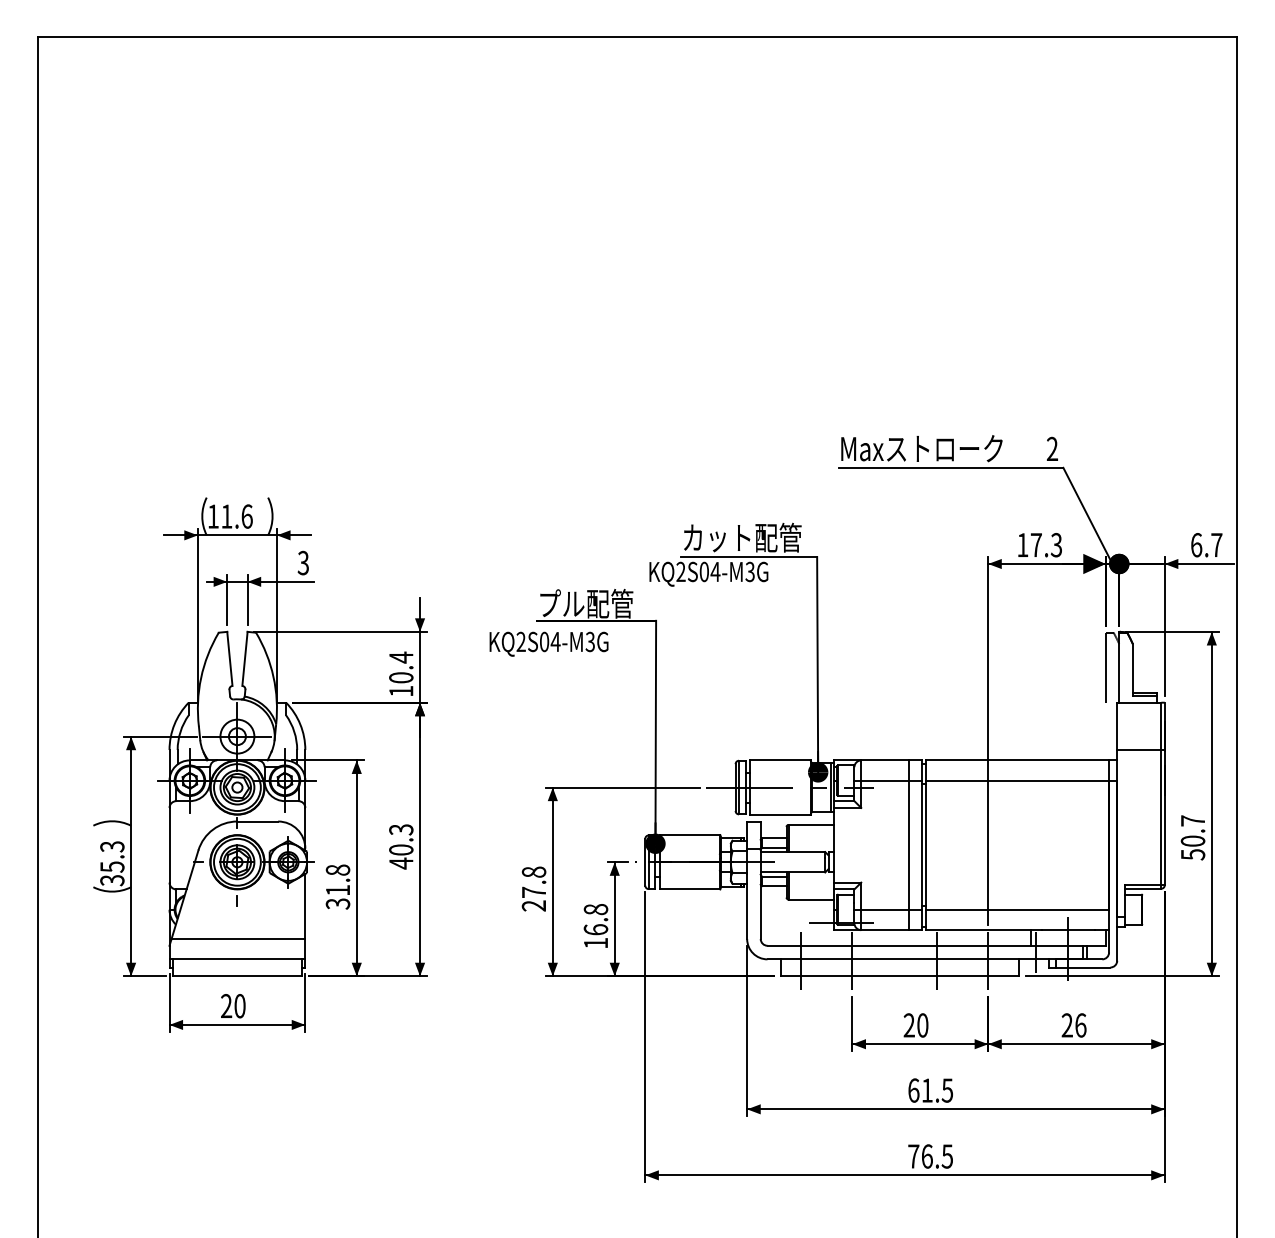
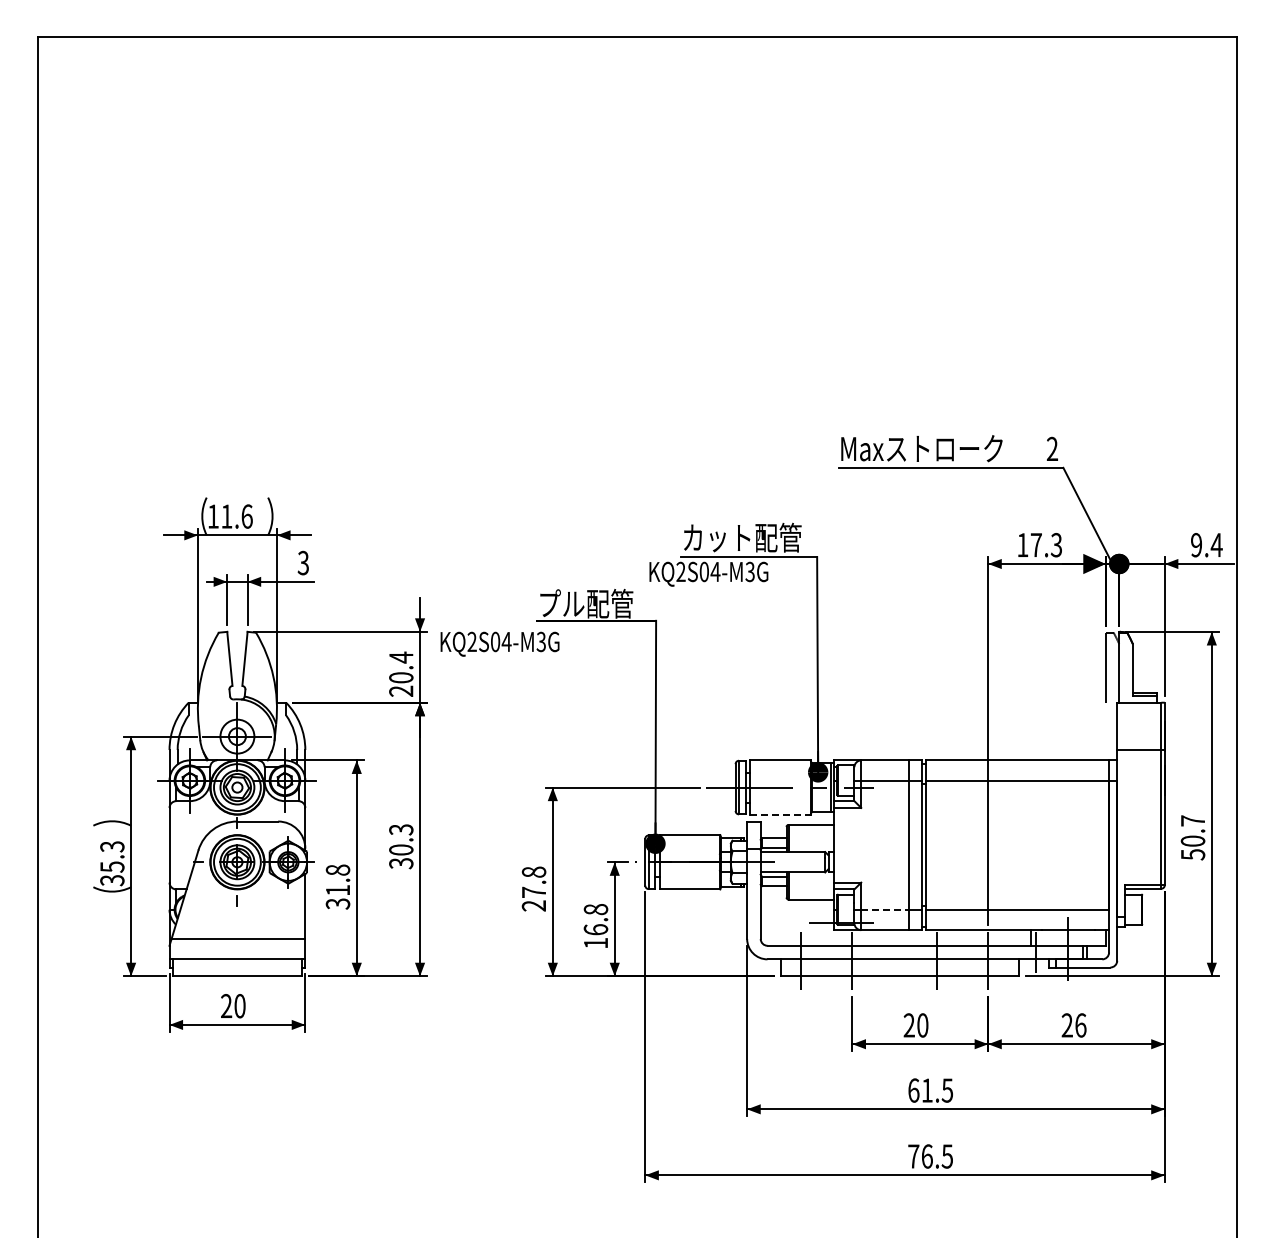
text: 6.7 -> 9.4 (1206, 545)
text position: (548, 643) -> (499, 643) (499, 643)
text: 10.4 -> 20.4 (401, 690)
line: solid -> dashed (780, 814)
text: 40.3 -> 30.3 (401, 863)
line: solid -> dashed (885, 909)
